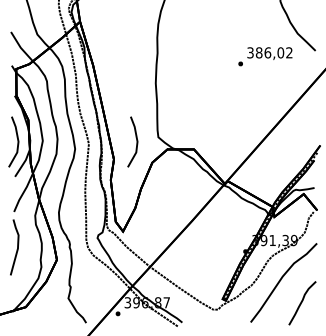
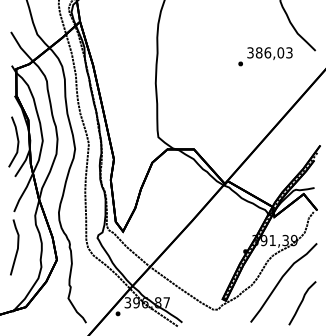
text: 386,02 -> 386,03 (289, 53)
line: present -> none (136, 141)
